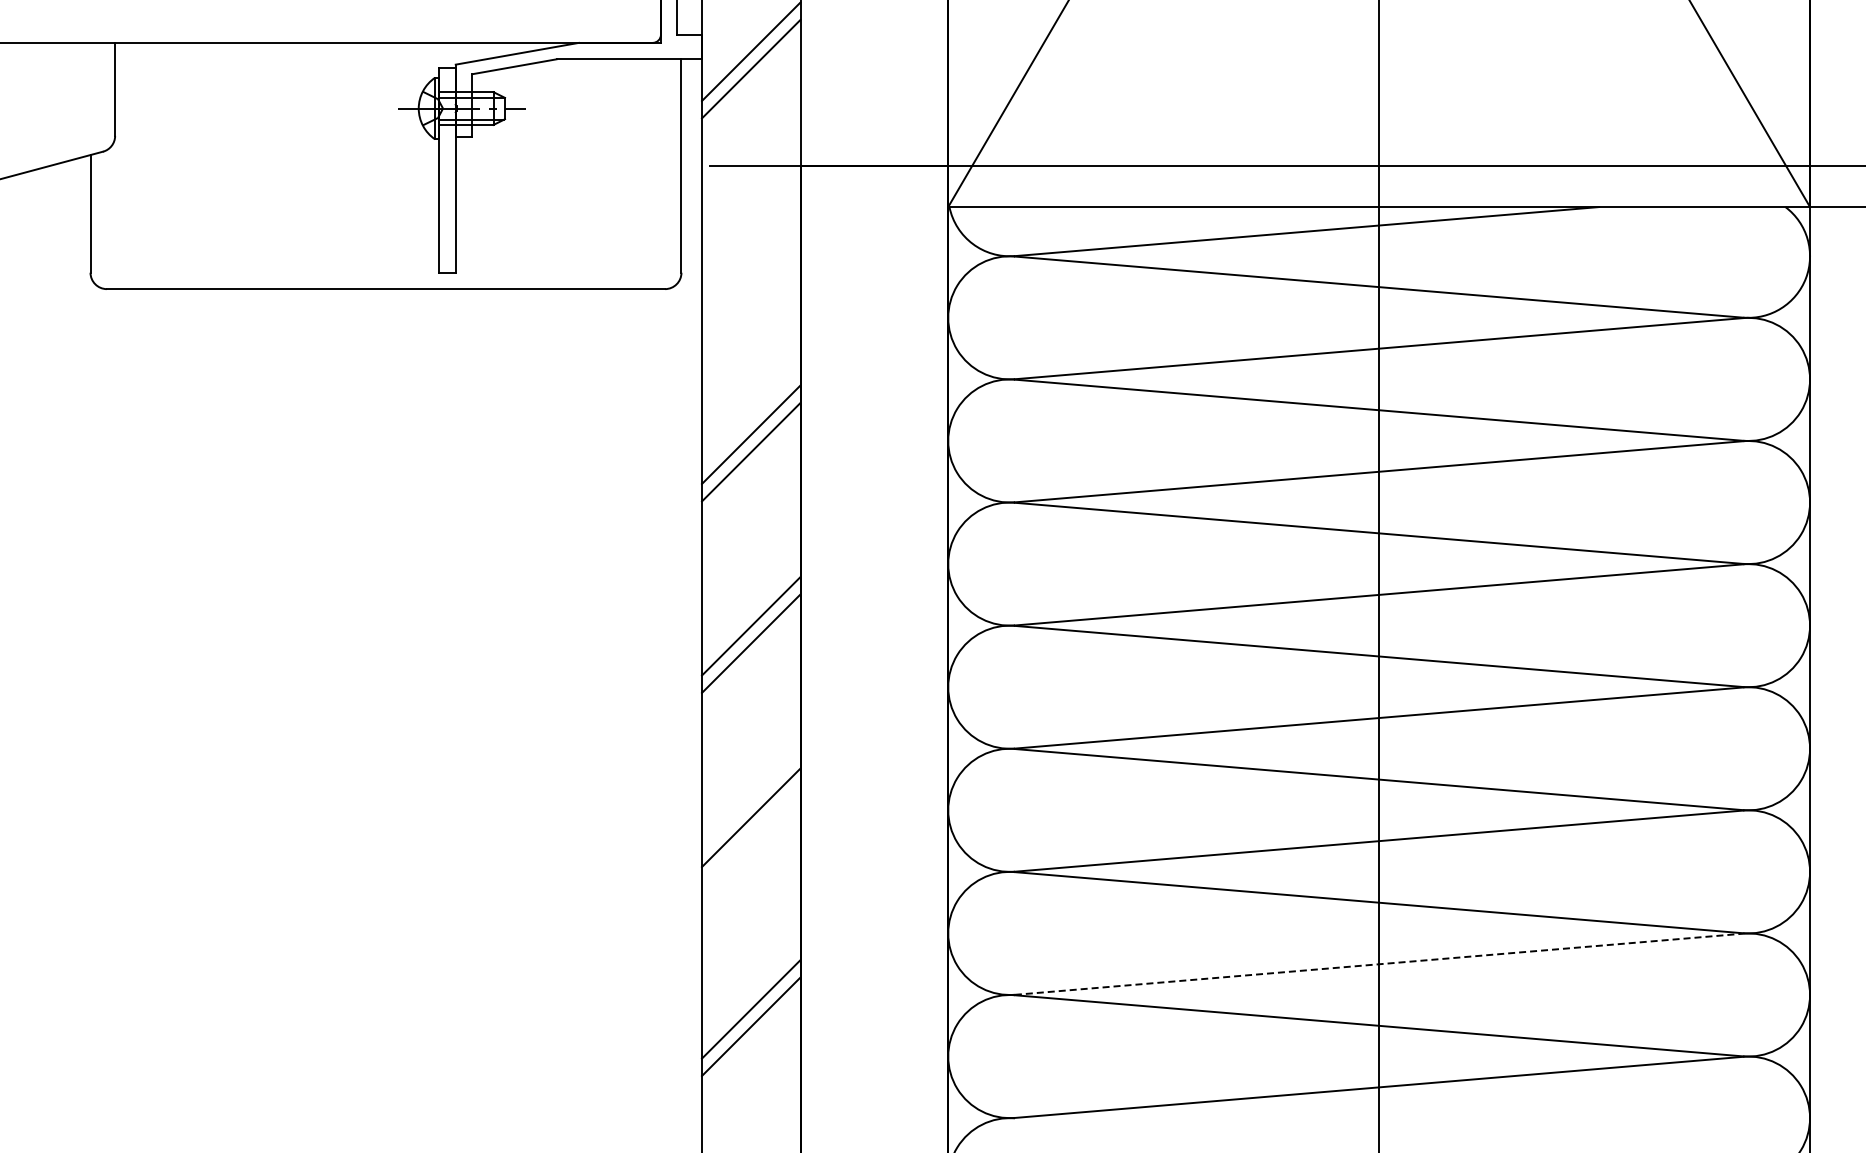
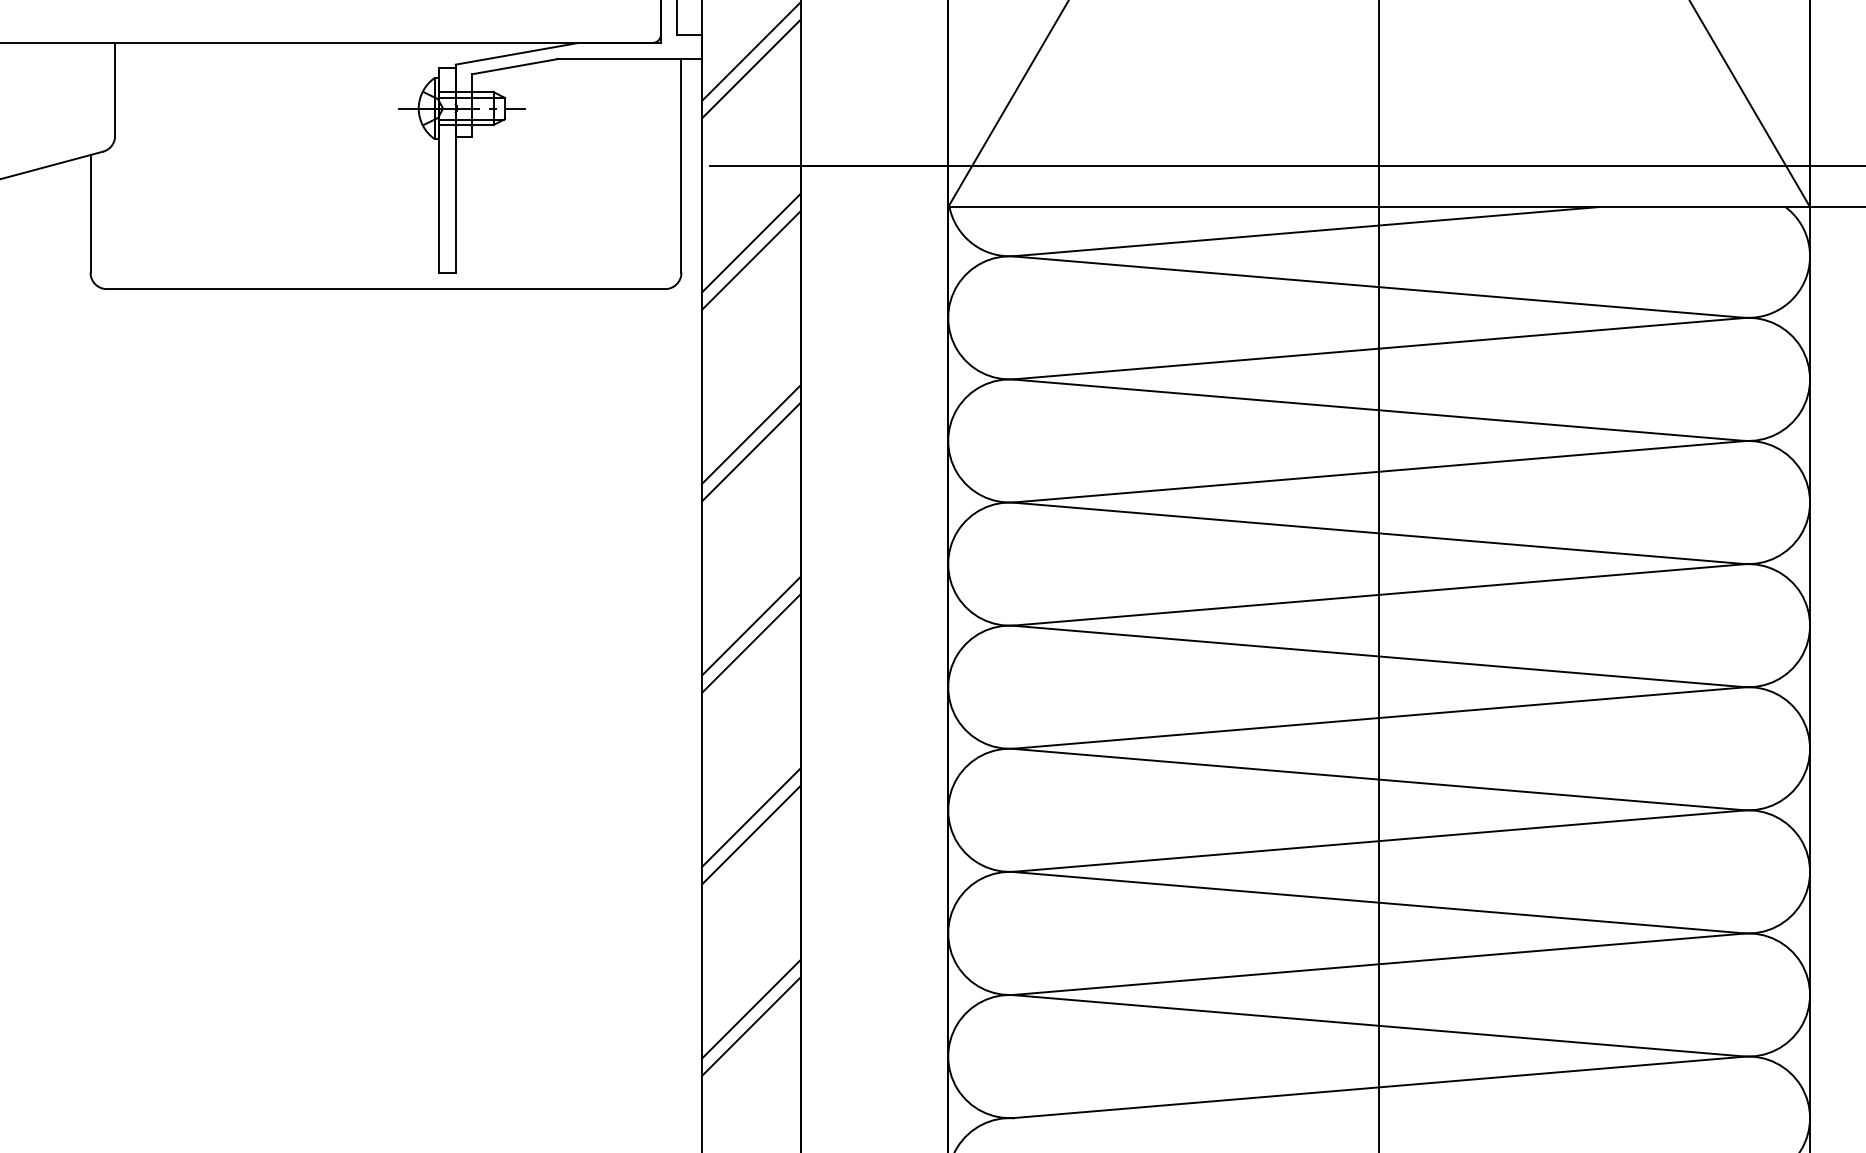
line: none -> present (751, 243)
line: none -> present (751, 260)
line: none -> present (751, 835)
line: dashed -> solid (1379, 964)
